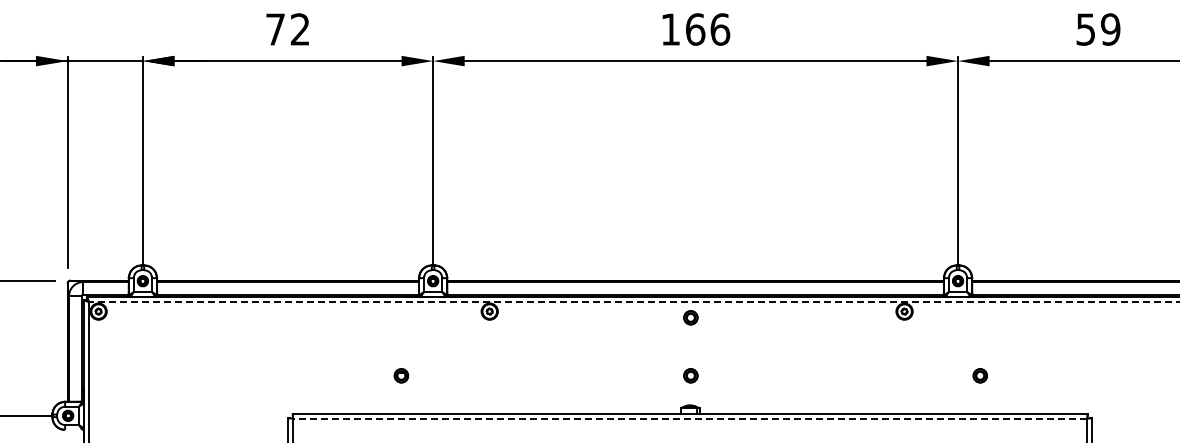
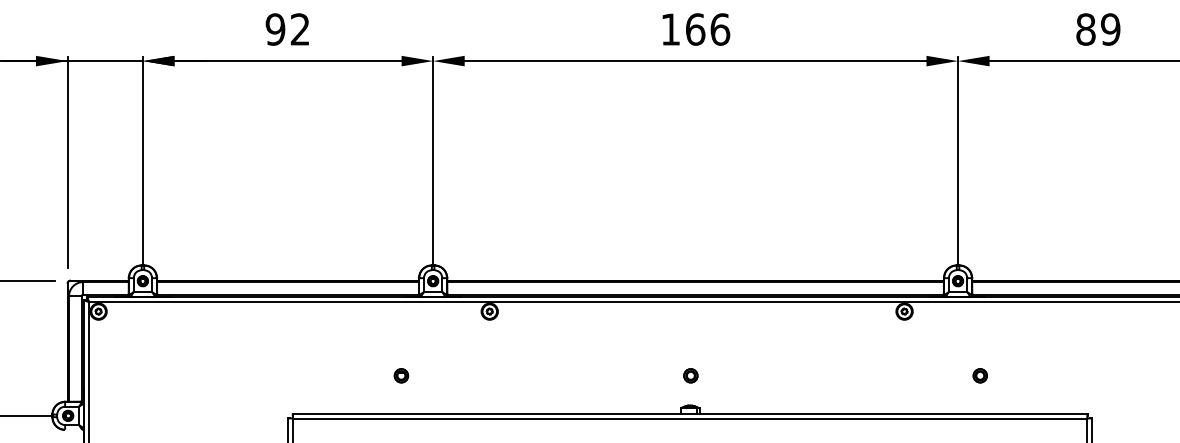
text: 72 -> 92 (275, 29)
text: 59 -> 89 (1085, 29)
line: dashed -> solid (633, 302)
part: present -> none (690, 317)
line: dashed -> solid (689, 418)
